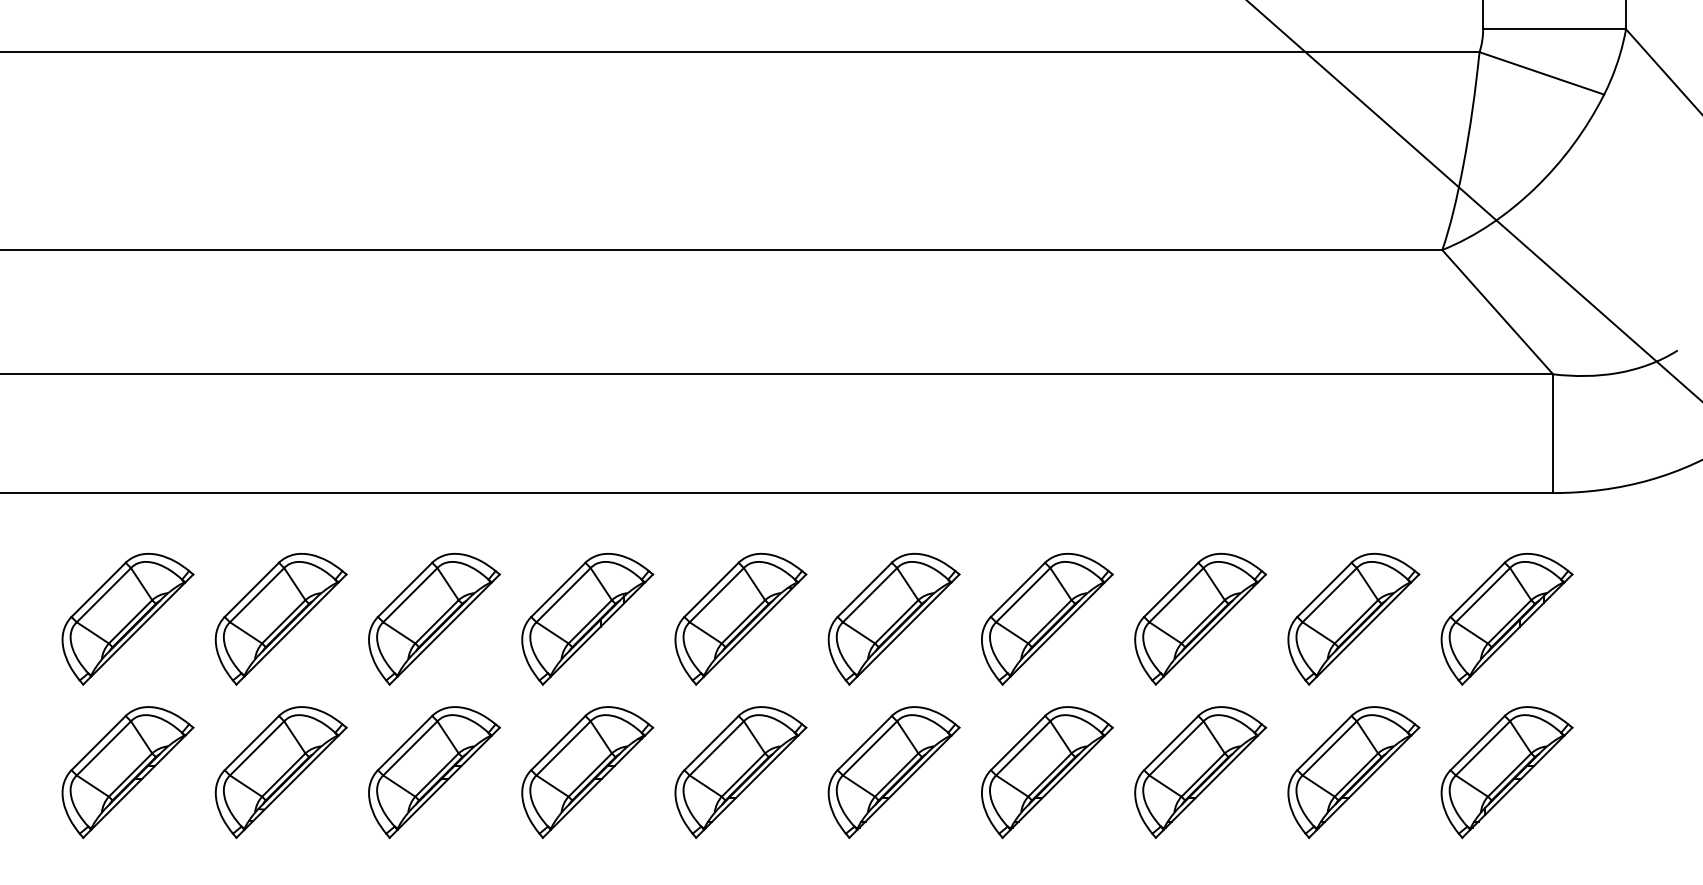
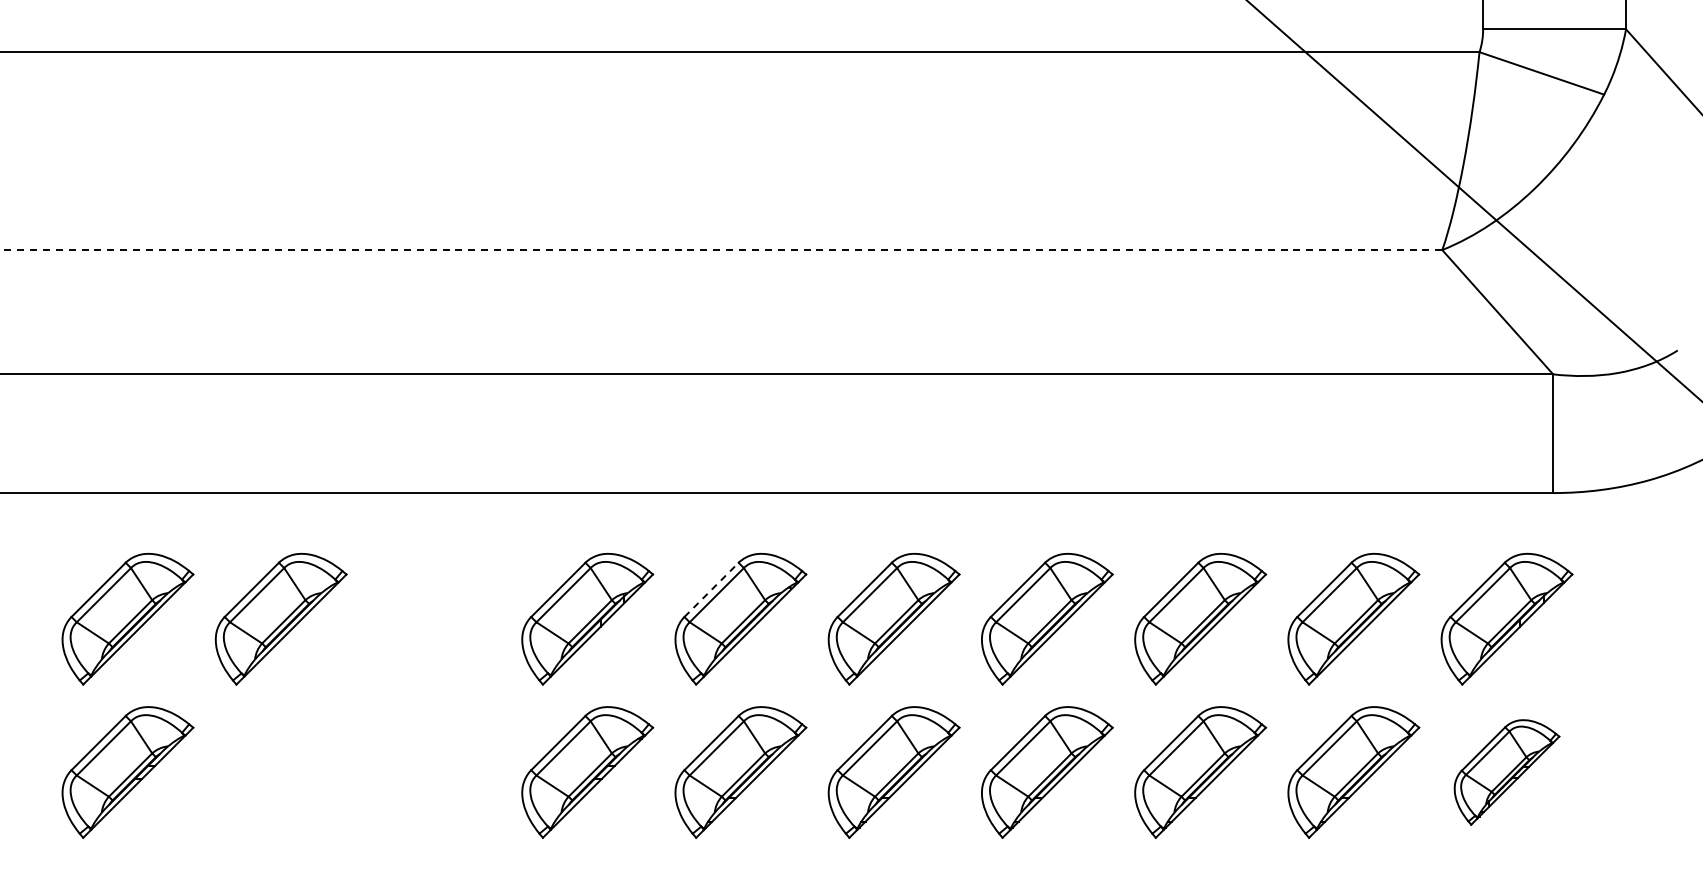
line: solid -> dashed (721, 250)
line: solid -> dashed (711, 589)
part: present -> none (434, 618)
part: present -> none (280, 772)
part: present -> none (434, 772)
part size: 134x133 px -> 108x107 px (1506, 772)
